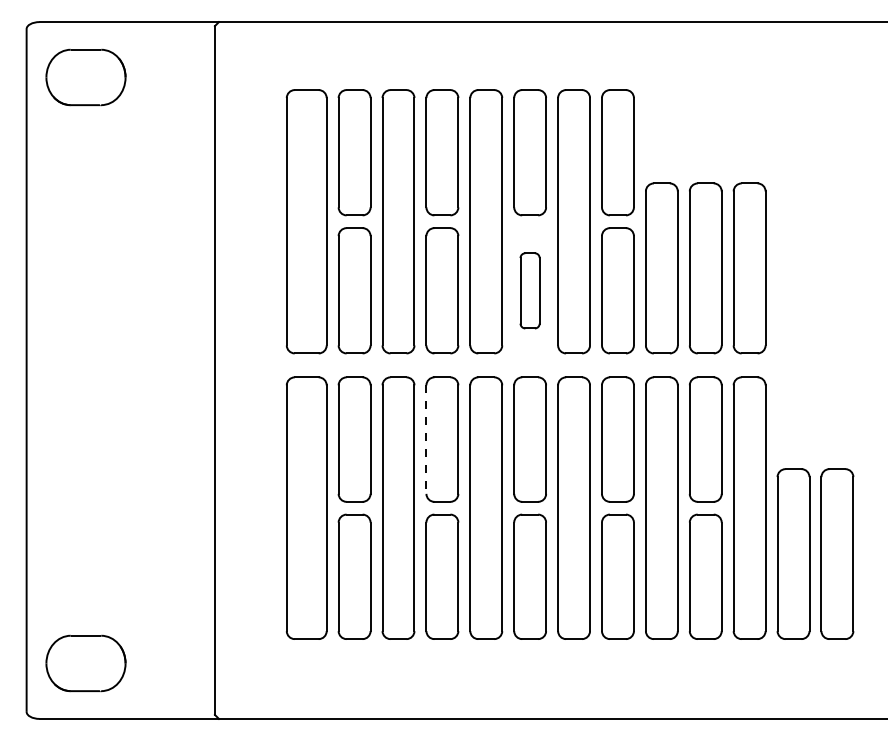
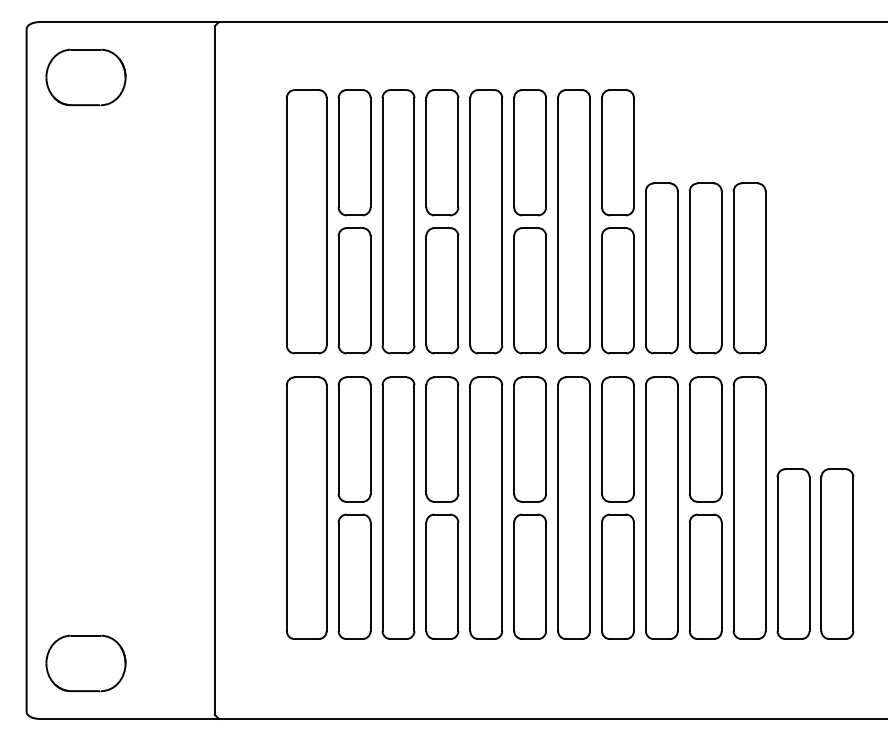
part size: 22x78 px -> 34x128 px (529, 290)
line: dashed -> solid (426, 440)
